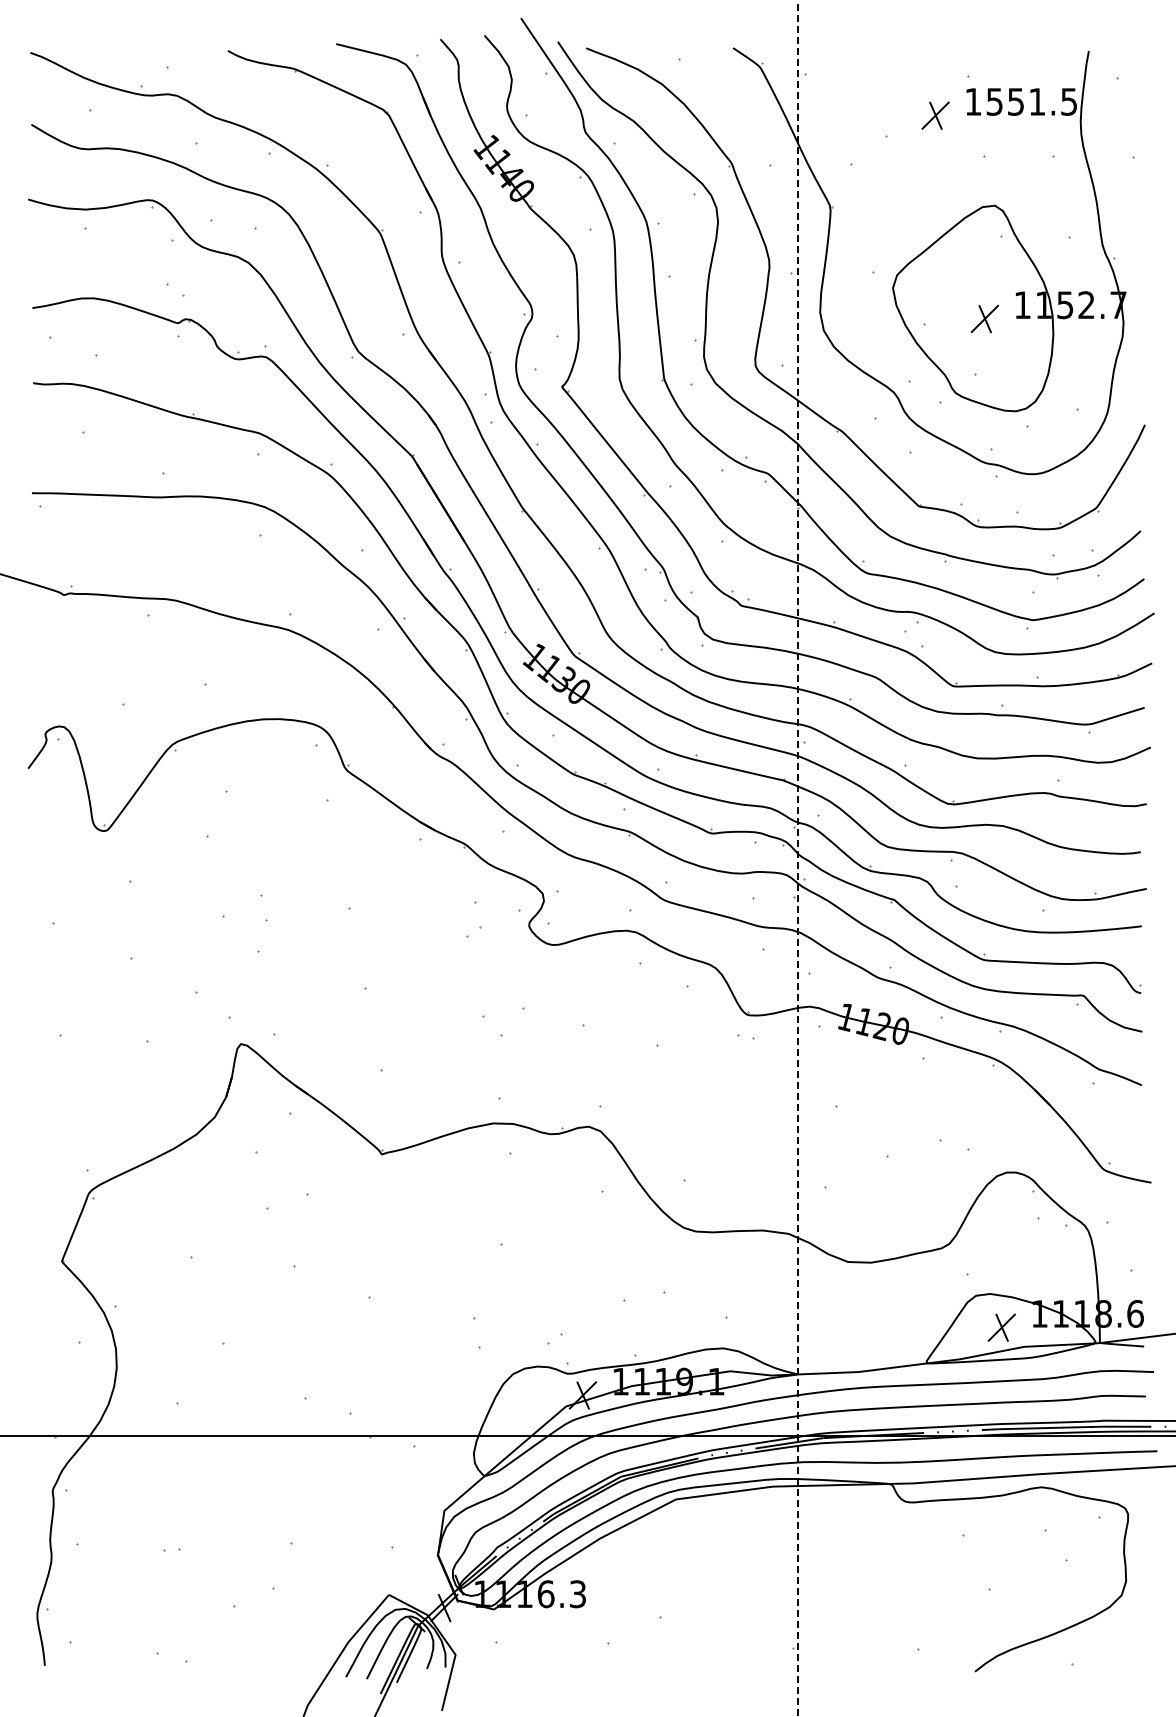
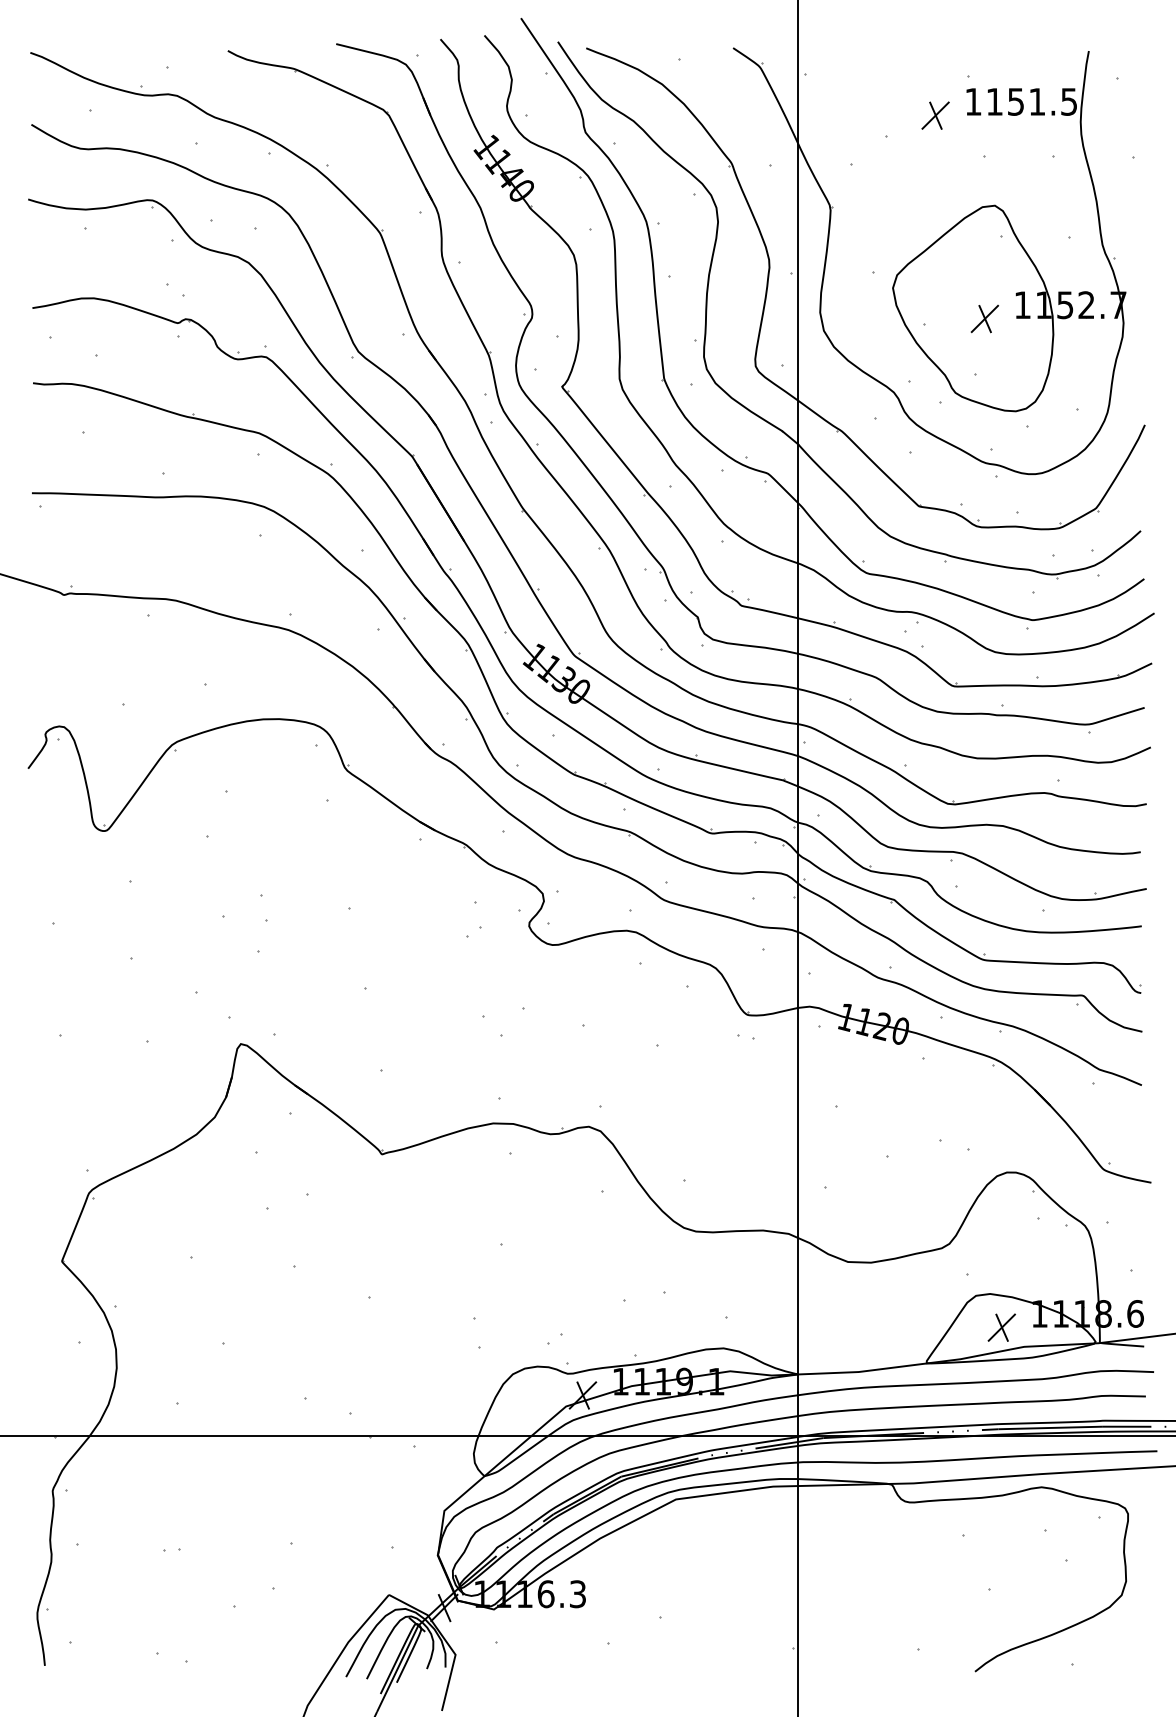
text: 1551.5 -> 1151.5 (994, 101)
line: dashed -> solid (797, 858)
